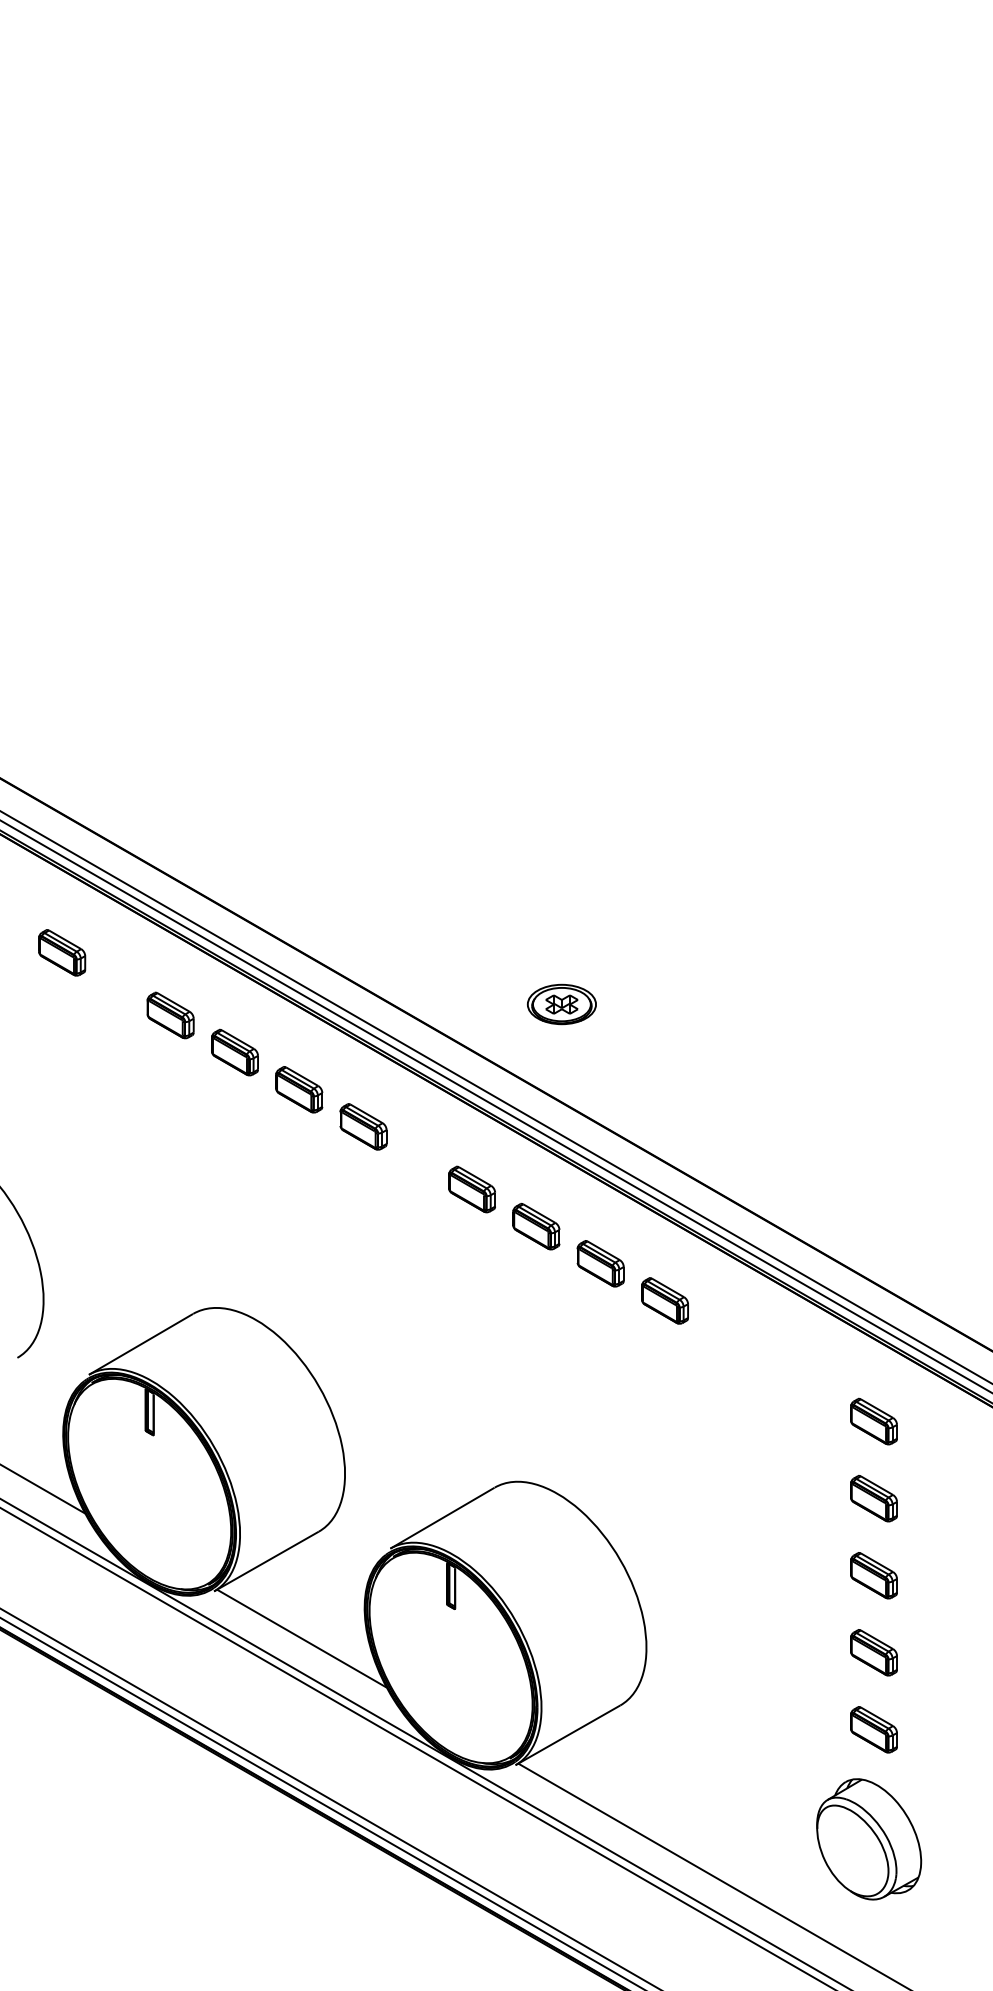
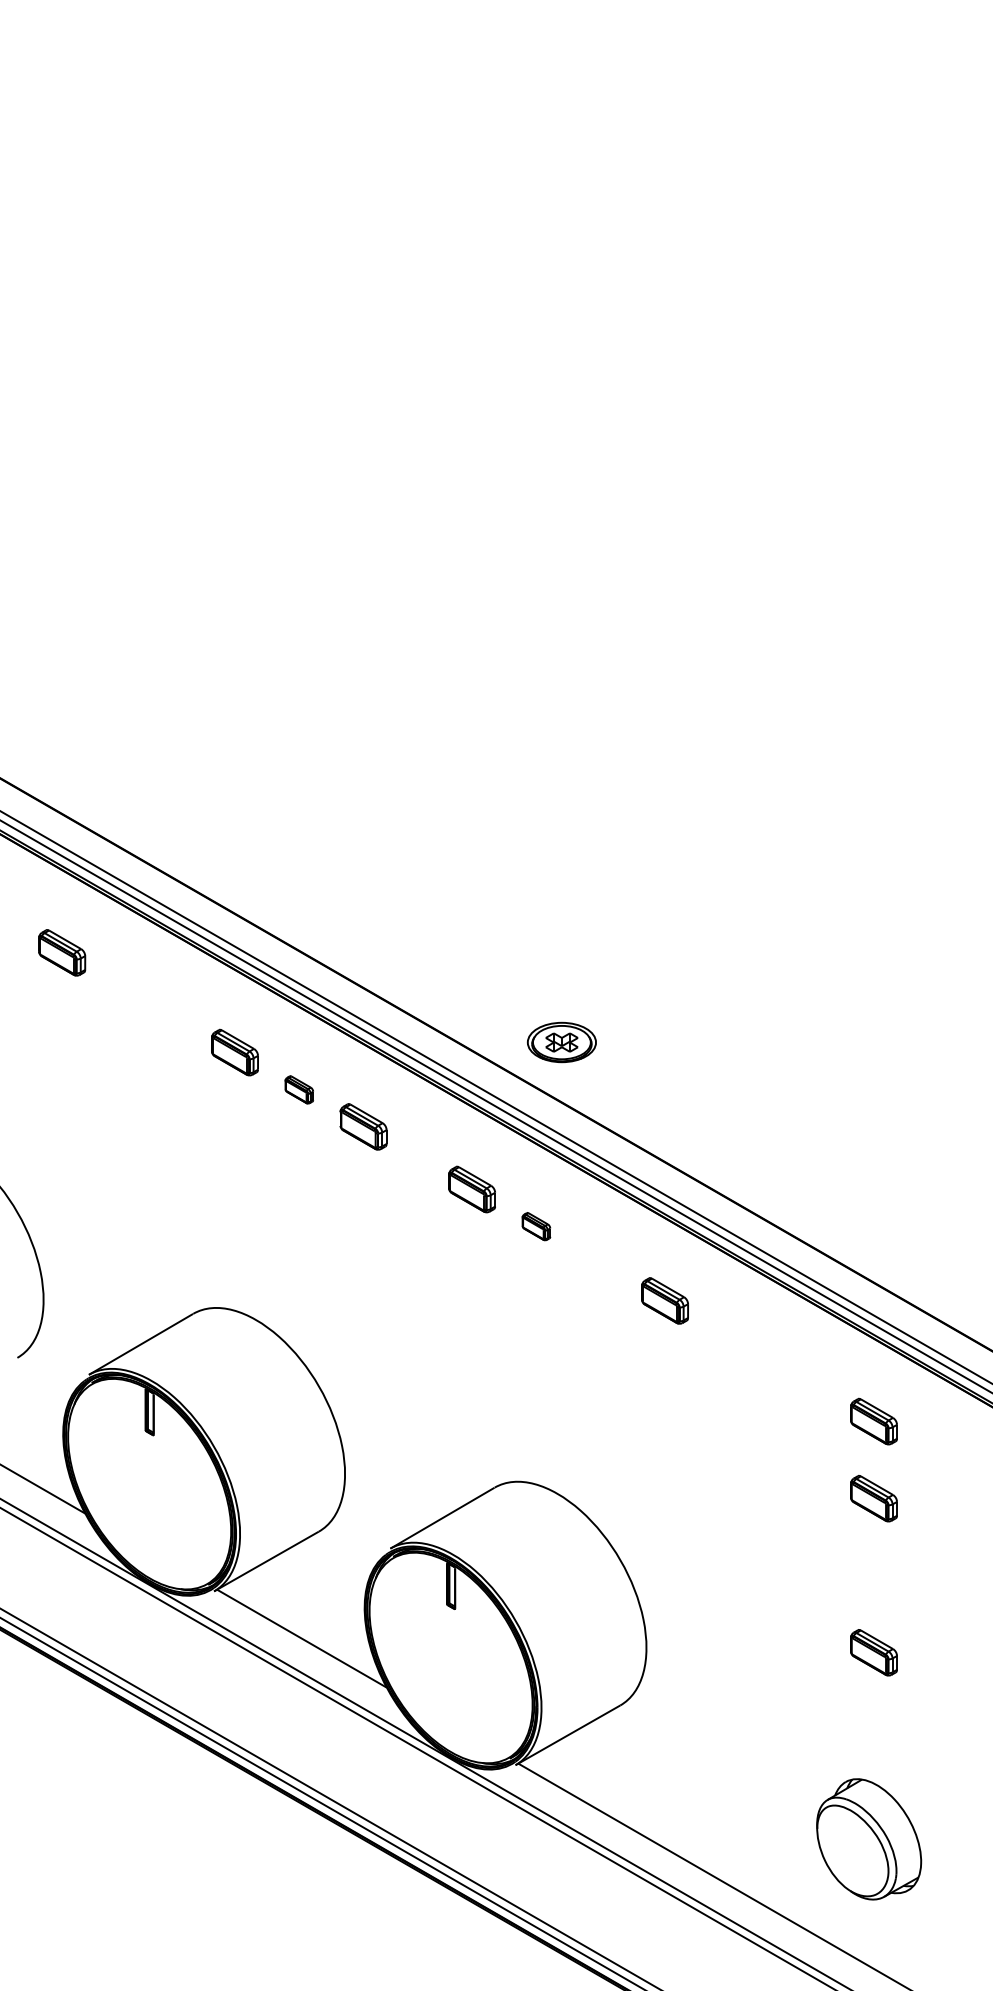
part position: (561, 1004) -> (561, 1042) (561, 1042)
part: present -> none (170, 1015)
part size: 49x48 px -> 30x30 px (298, 1089)
part size: 49x49 px -> 31x30 px (536, 1226)
part: present -> none (600, 1263)
part: present -> none (873, 1575)
part: present -> none (873, 1729)
